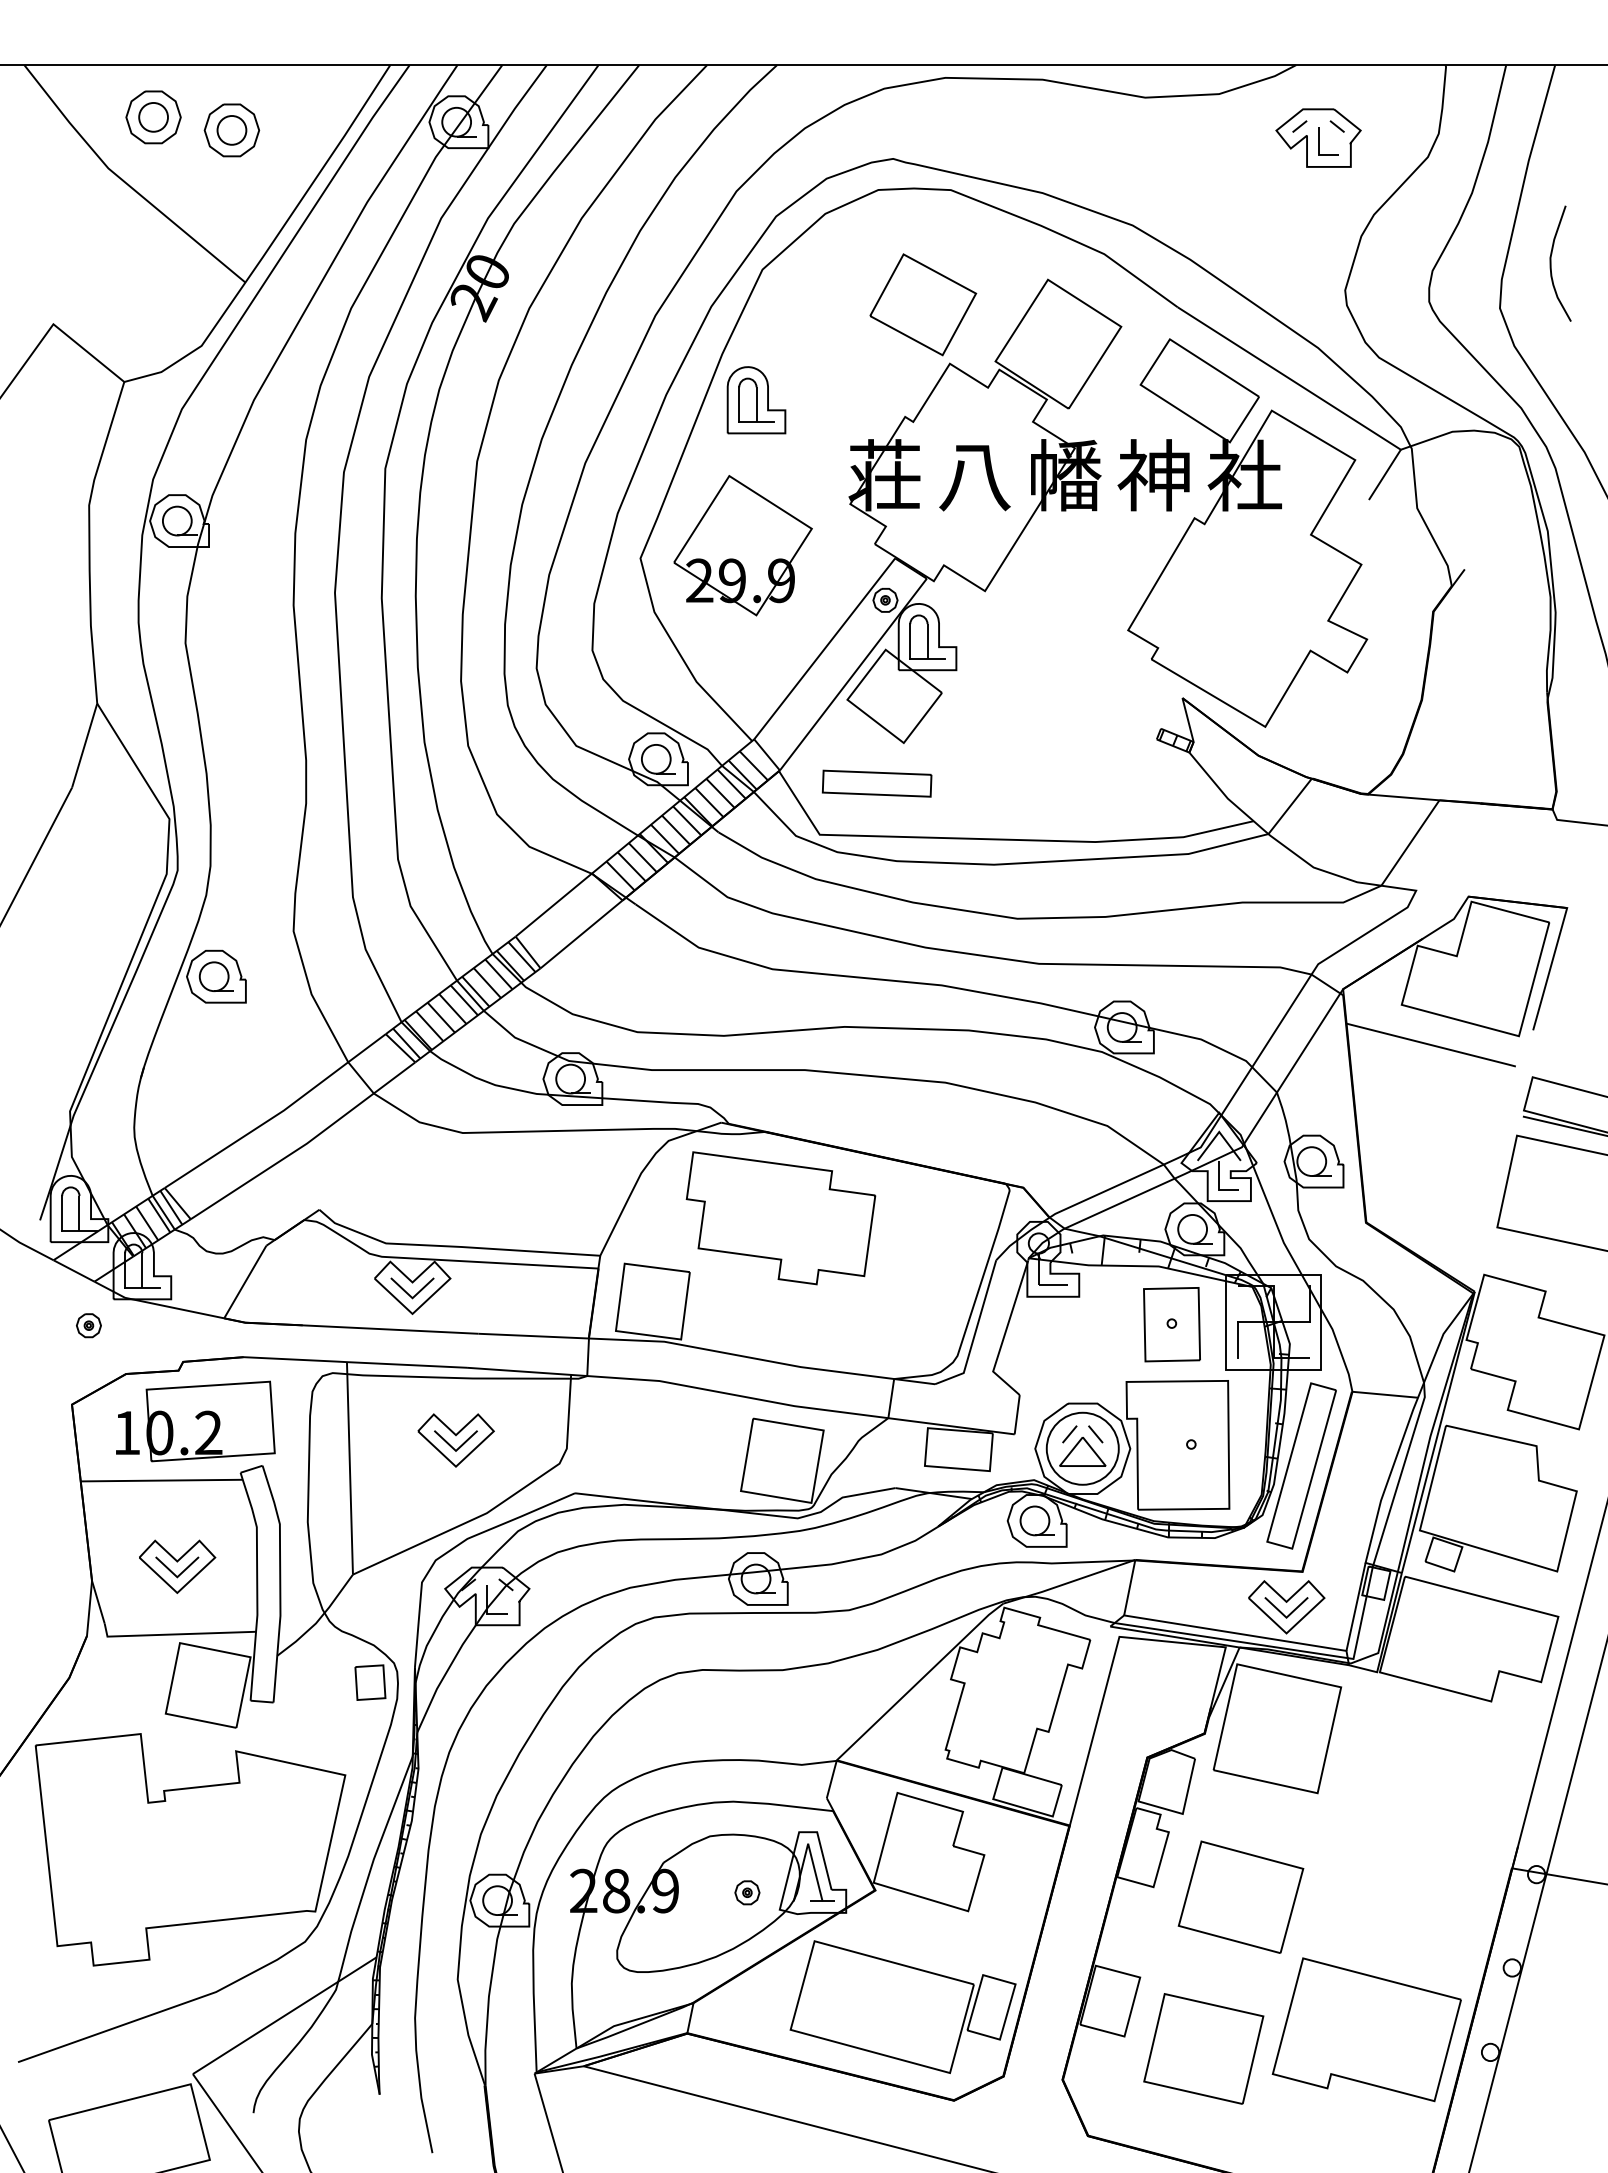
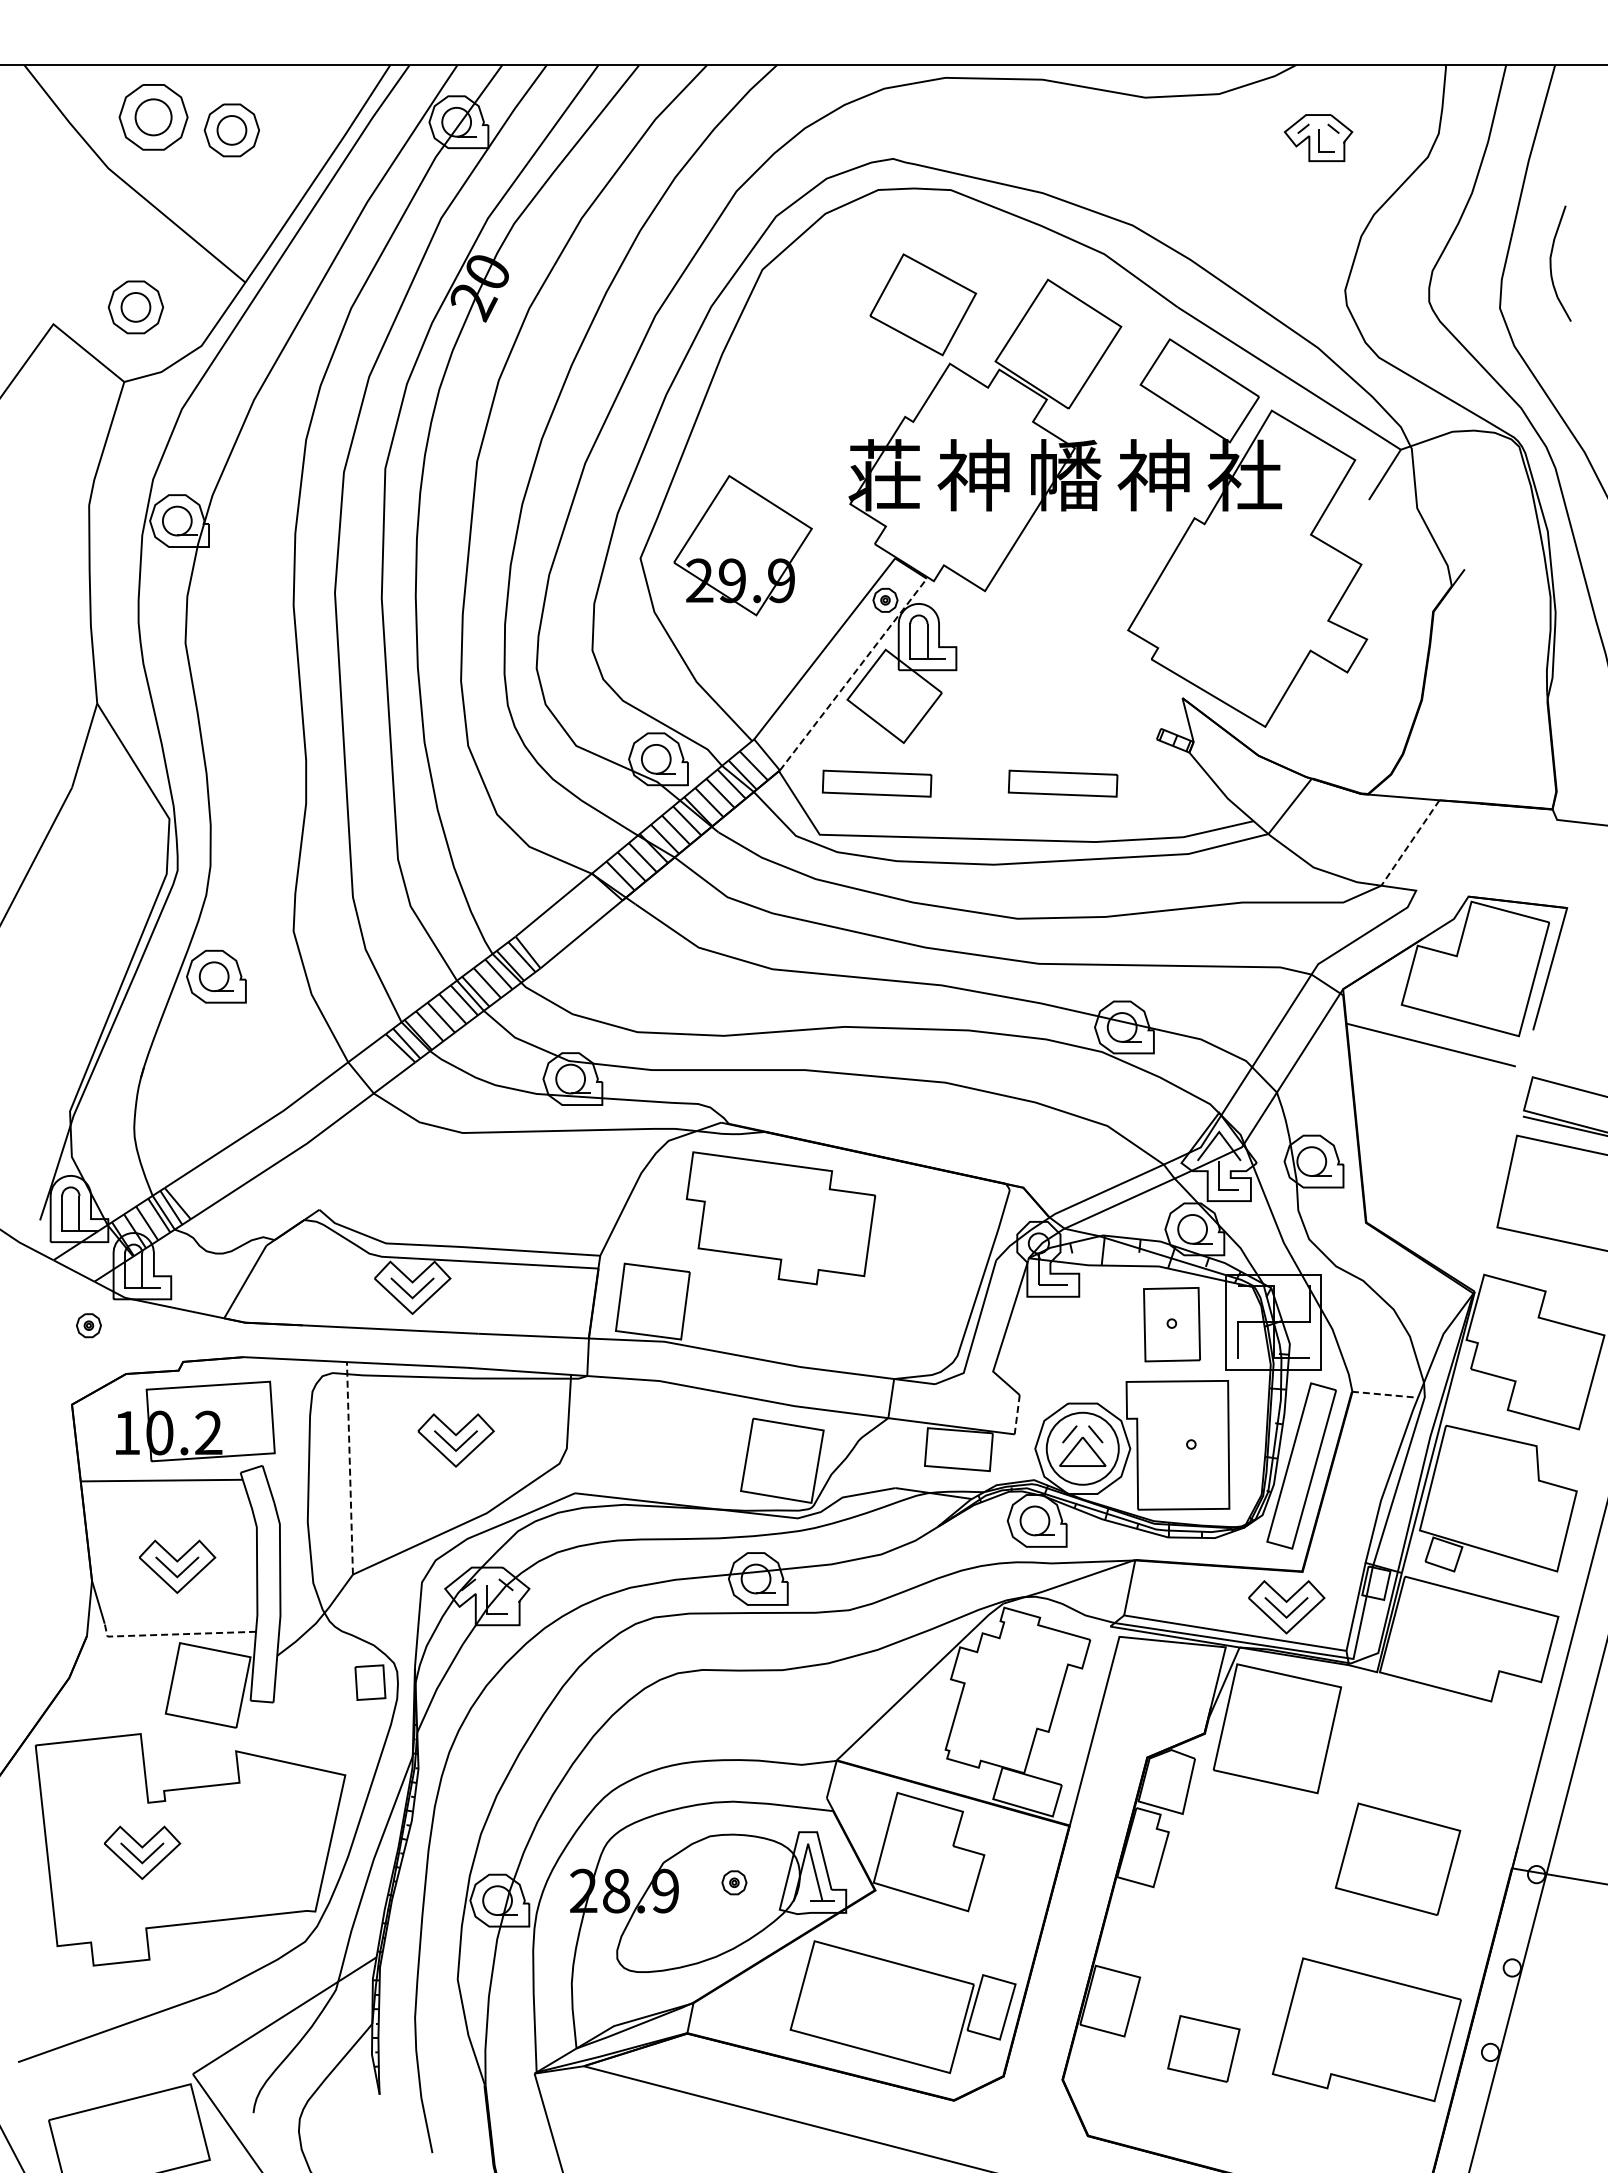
part size: 57x55 px -> 71x67 px (153, 117)
part size: 87x60 px -> 71x48 px (1318, 137)
part: none -> present (135, 307)
part: present -> none (756, 400)
text: 八 -> 神 (973, 475)
line: solid -> dashed (853, 674)
part: none -> present (1062, 783)
line: solid -> dashed (1410, 843)
line: solid -> dashed (1385, 1394)
line: solid -> dashed (1017, 1414)
line: solid -> dashed (349, 1467)
line: solid -> dashed (174, 1634)
part: none -> present (142, 1852)
part position: (747, 1892) -> (734, 1882) (734, 1882)
part position: (1240, 1896) -> (1397, 1858) (1397, 1858)
part size: 122x112 px -> 74x68 px (1203, 2048)
